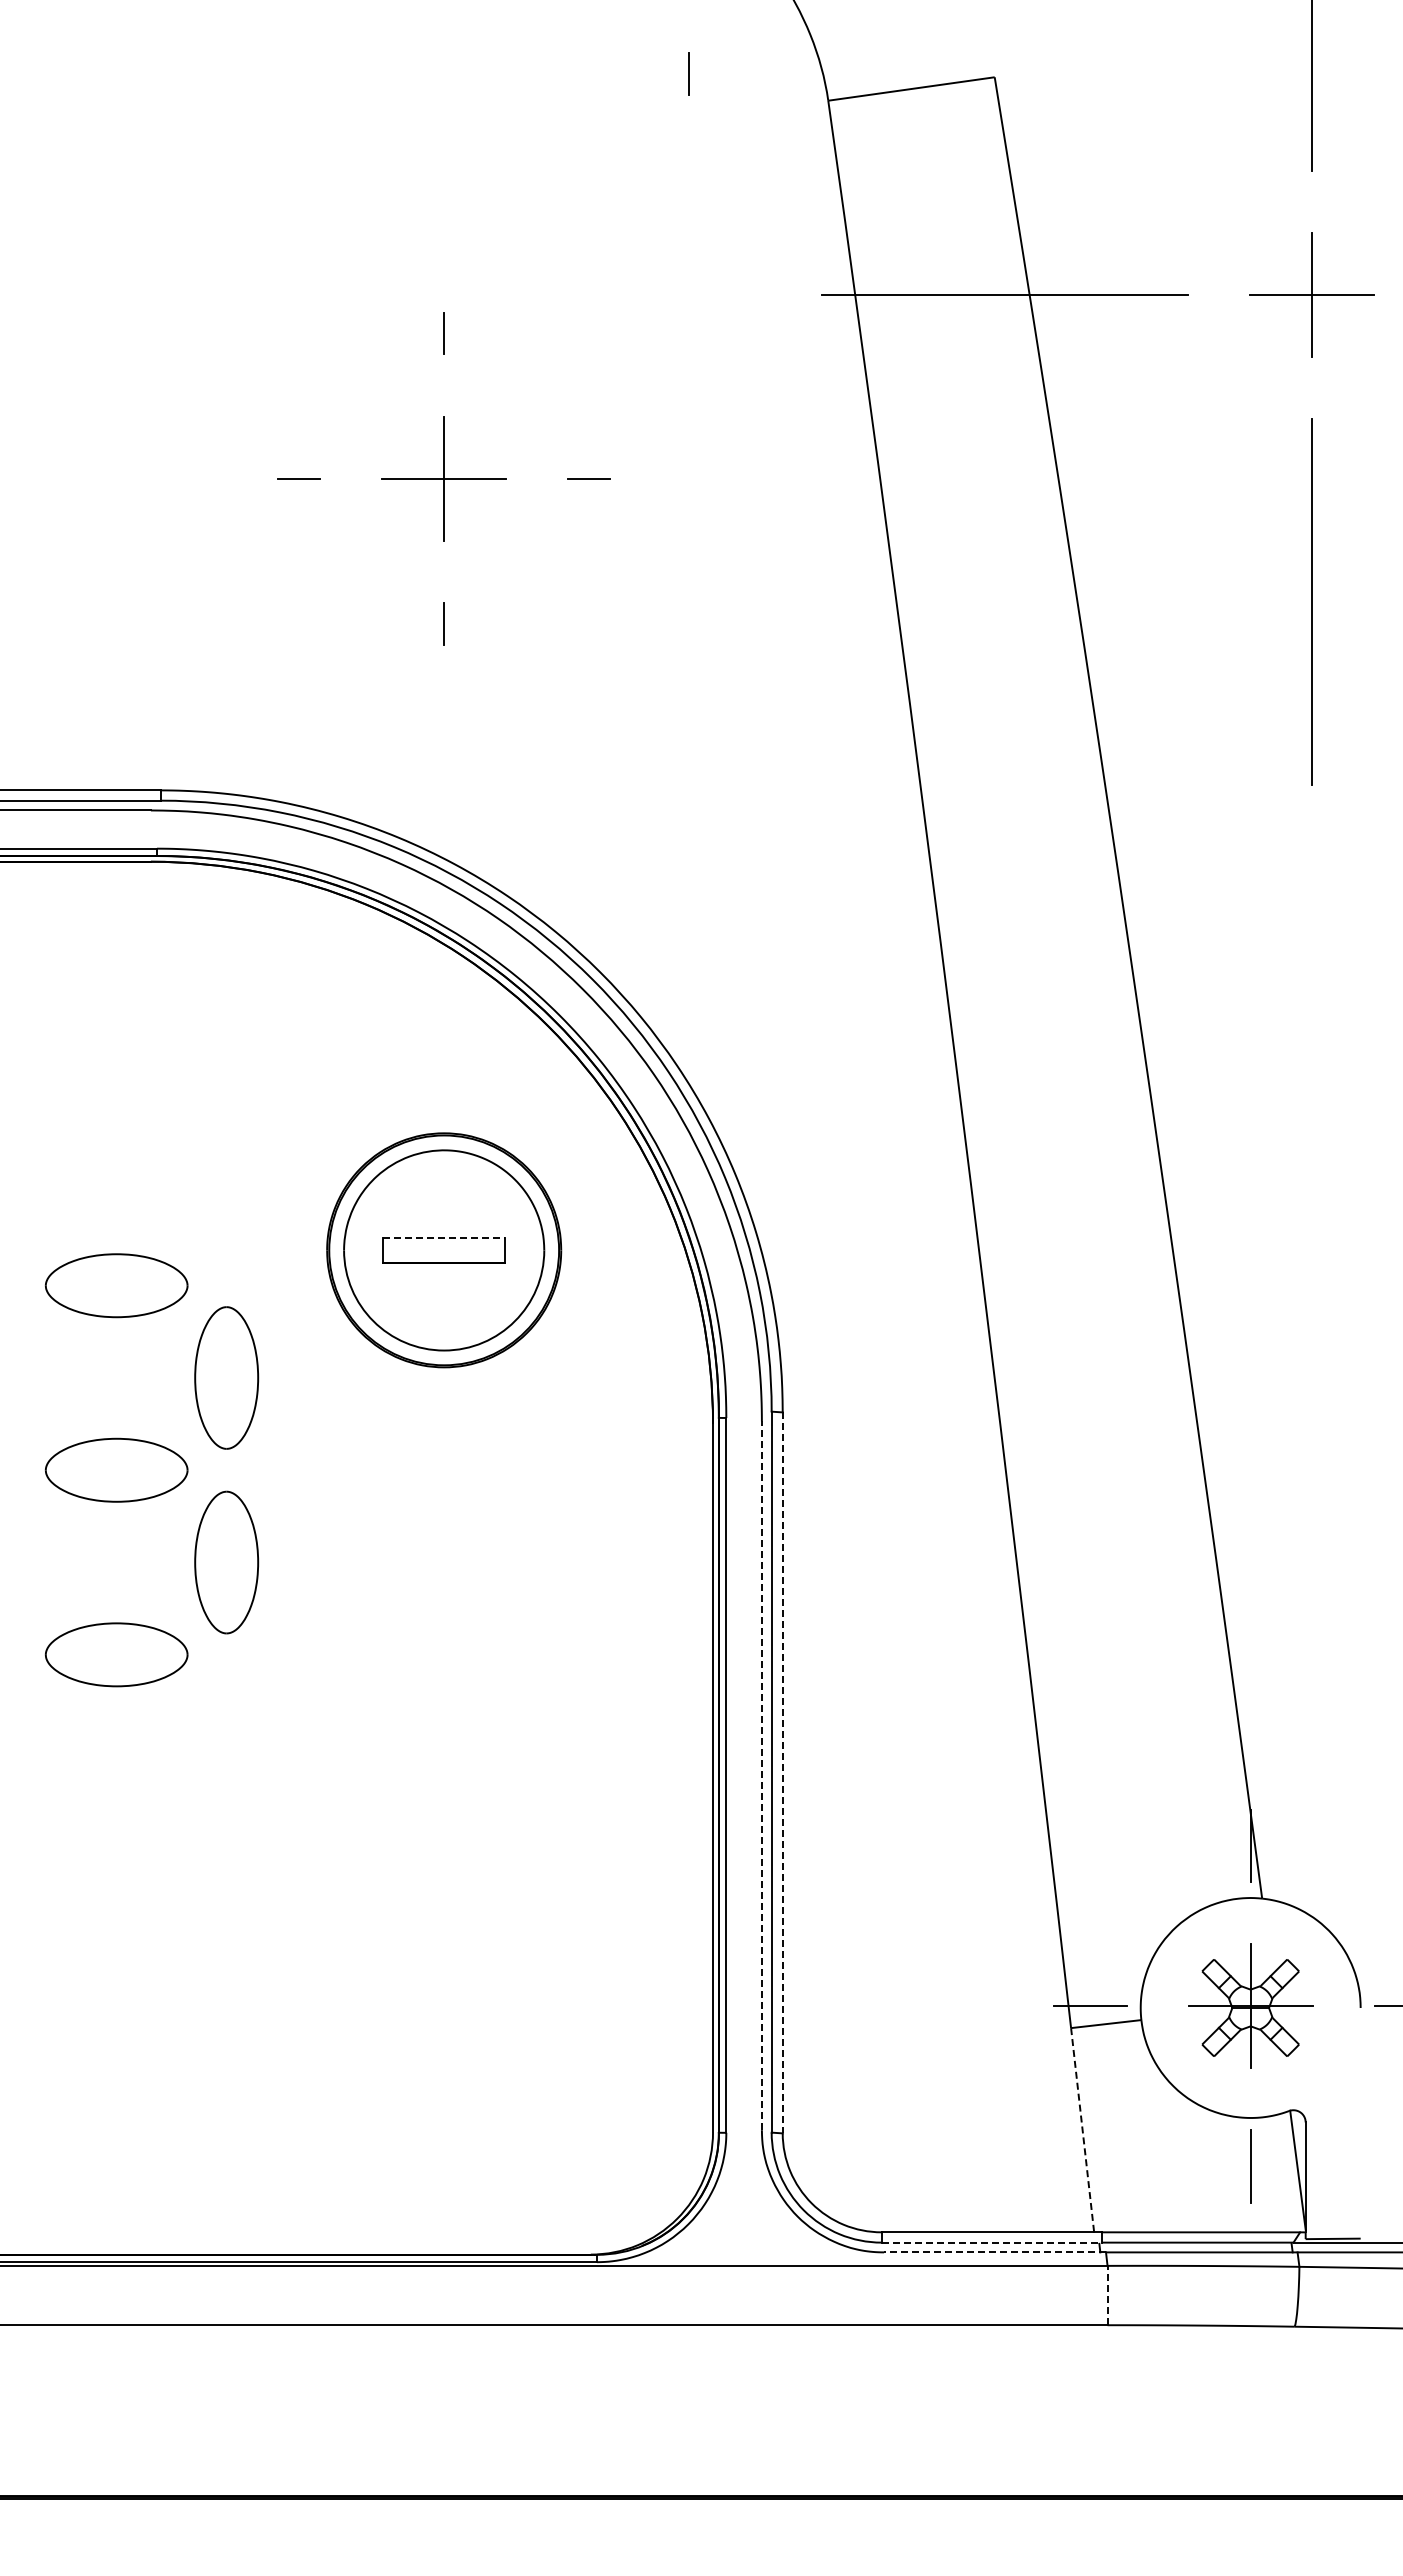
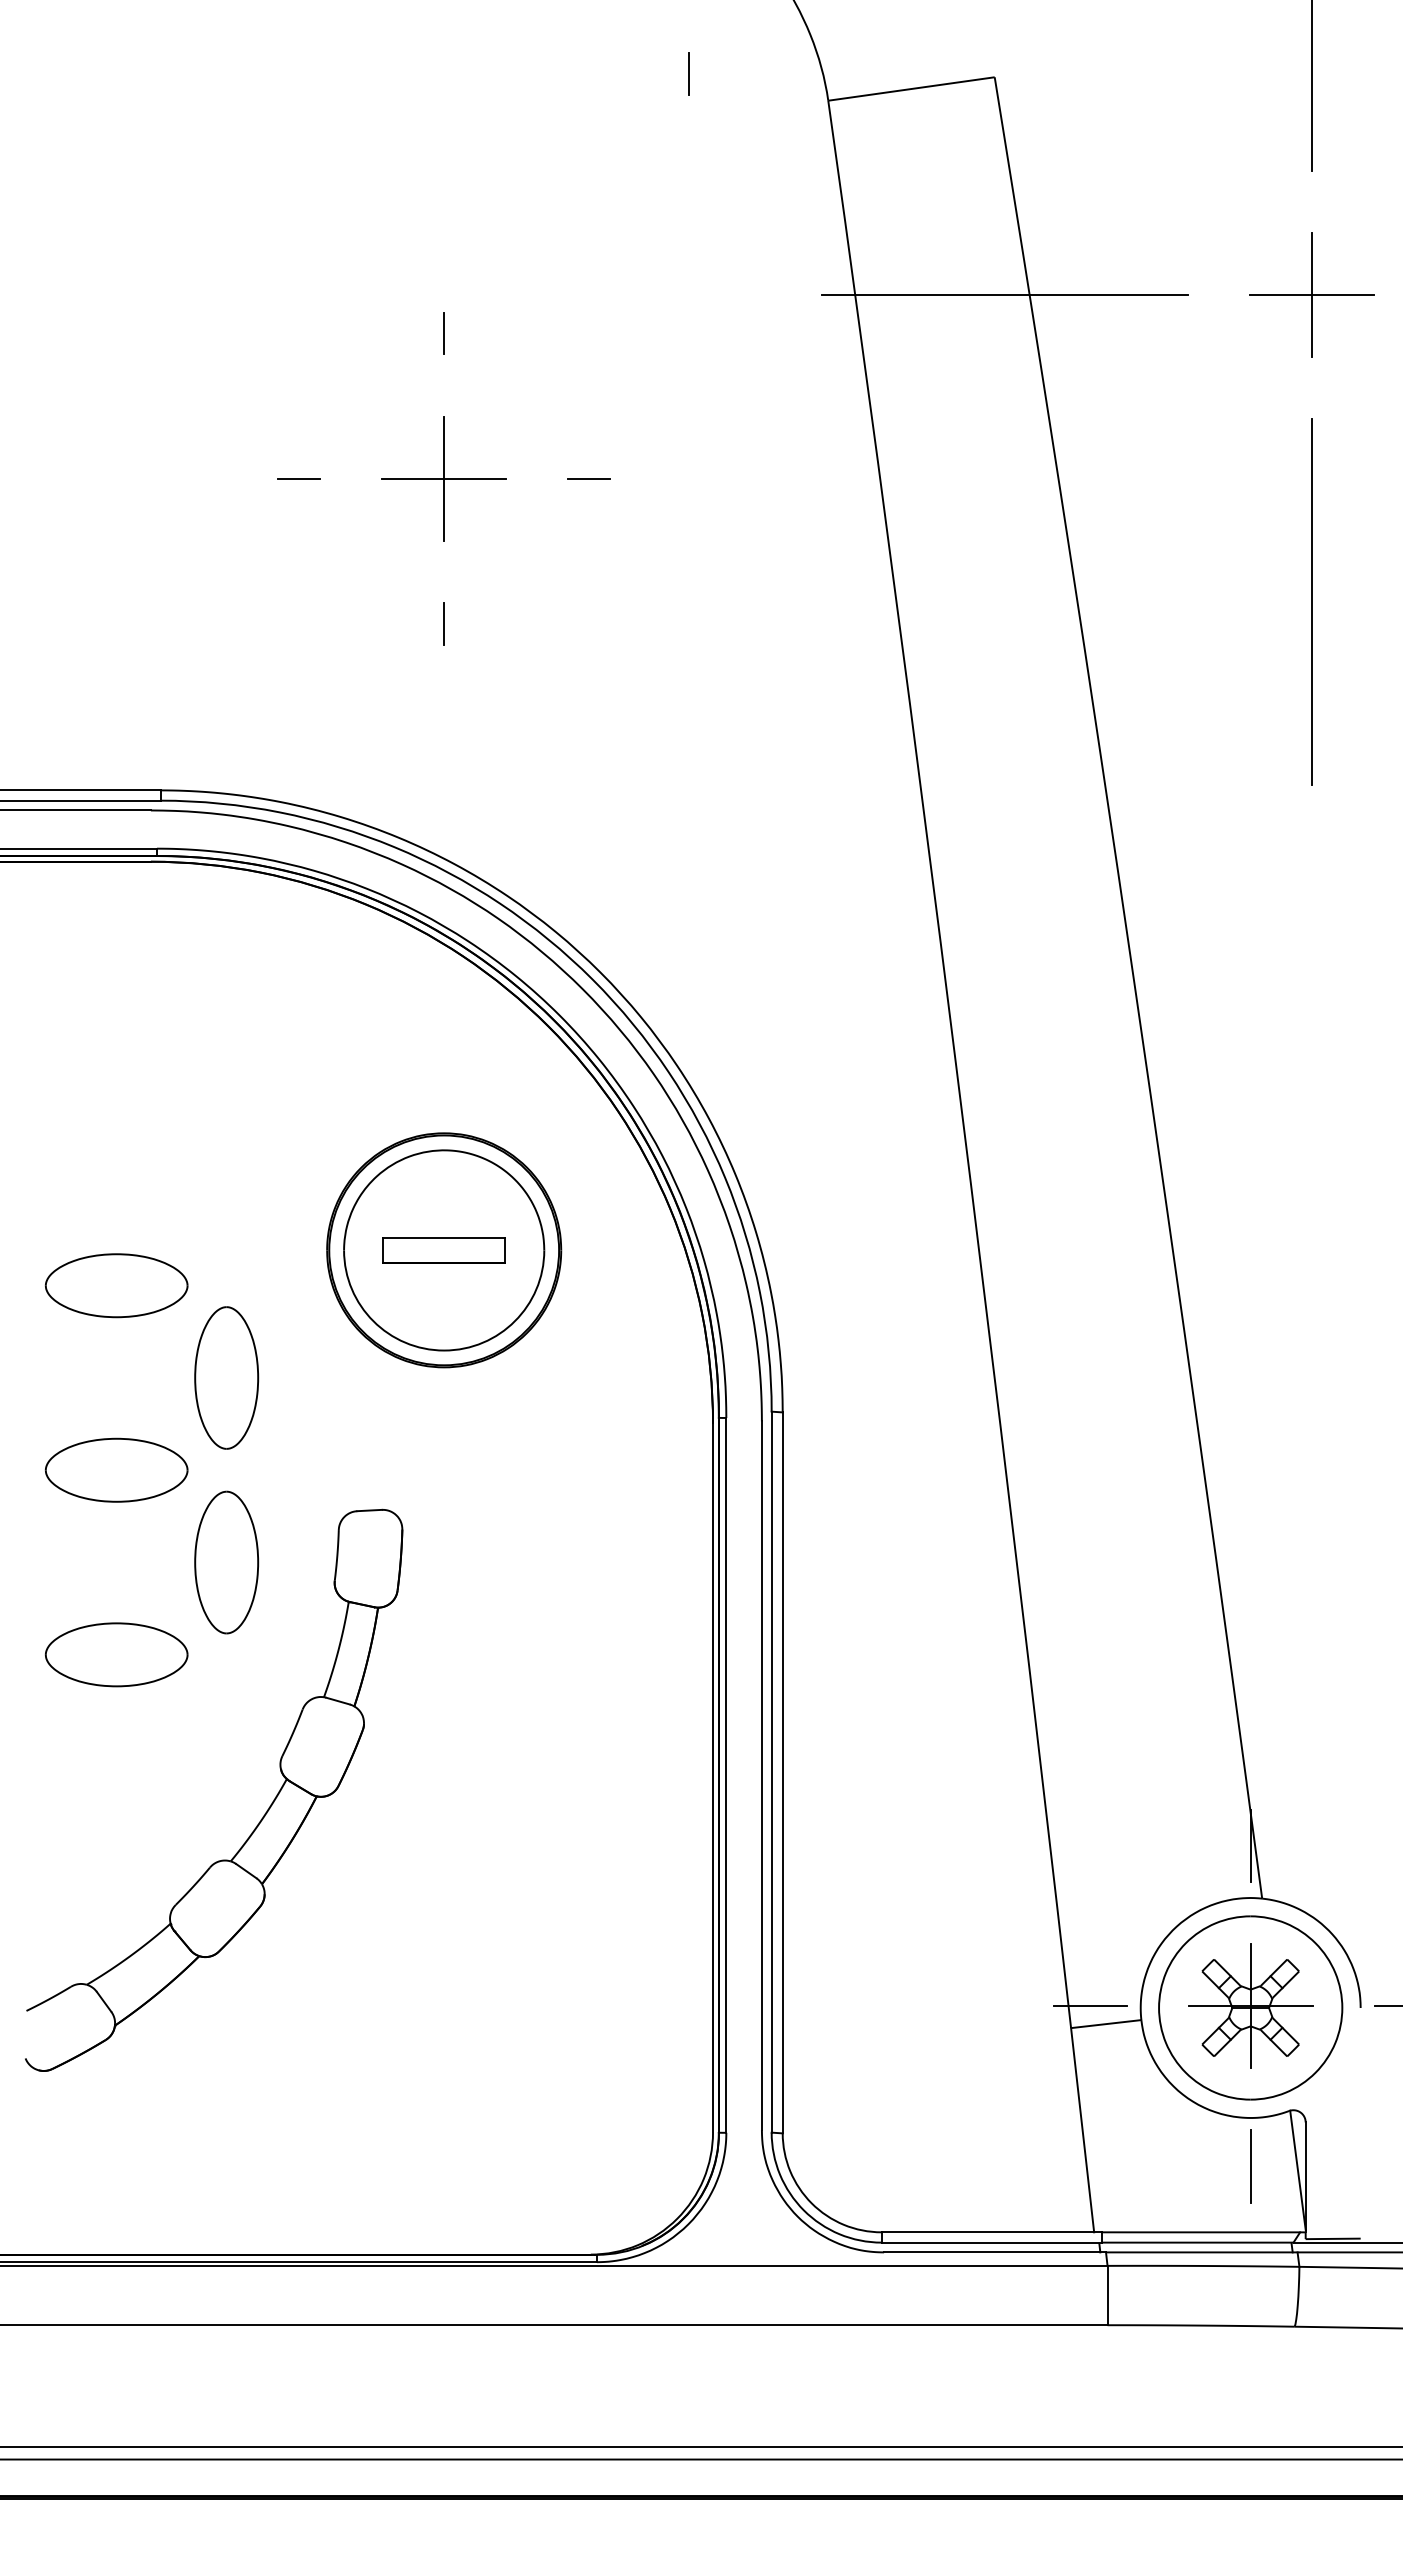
line: dashed -> solid (444, 1238)
line: dashed -> solid (782, 1773)
line: dashed -> solid (761, 1775)
part: none -> present (260, 1819)
part: none -> present (1250, 2007)
line: dashed -> solid (1082, 2130)
line: dashed -> solid (992, 2242)
line: dashed -> solid (995, 2252)
line: dashed -> solid (1107, 2295)
line: none -> present (700, 2446)
line: none -> present (700, 2459)
